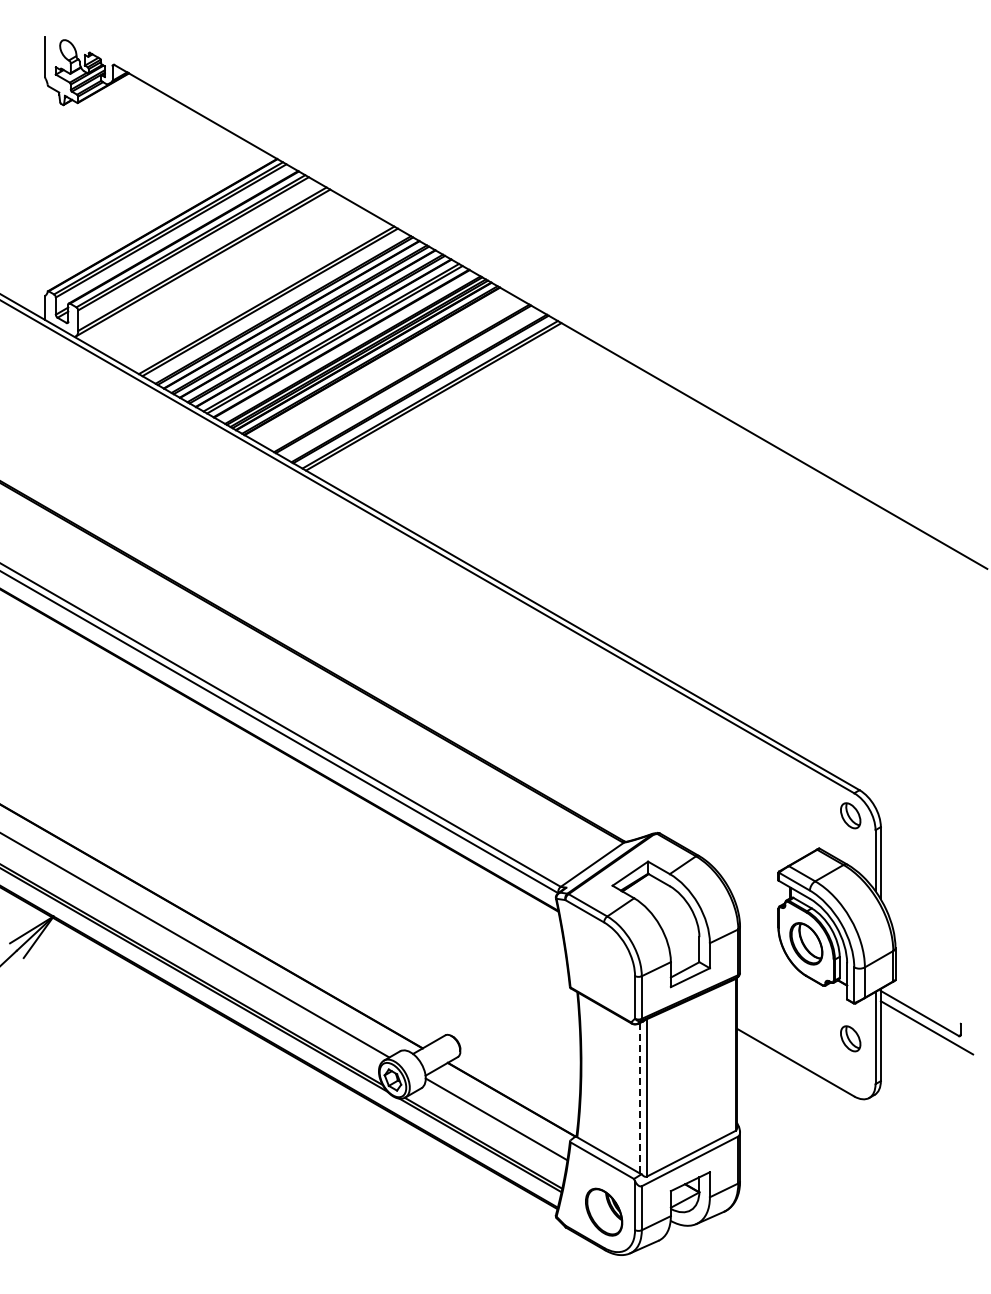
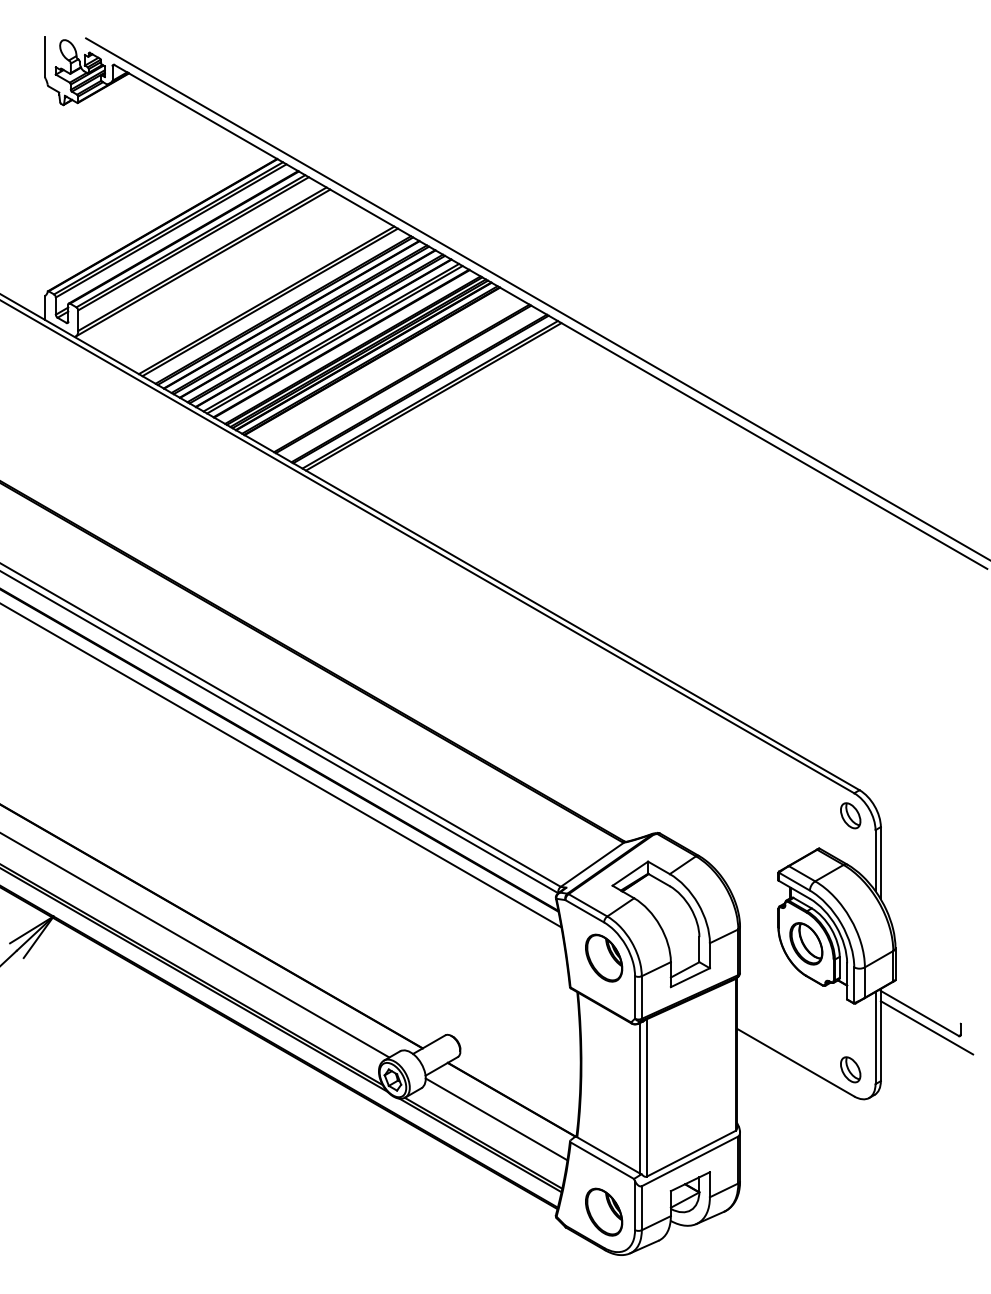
line: none -> present (536, 298)
line: none -> present (281, 765)
part: none -> present (604, 957)
part position: (850, 1038) -> (850, 1069) (850, 1069)
line: dashed -> solid (640, 1098)
